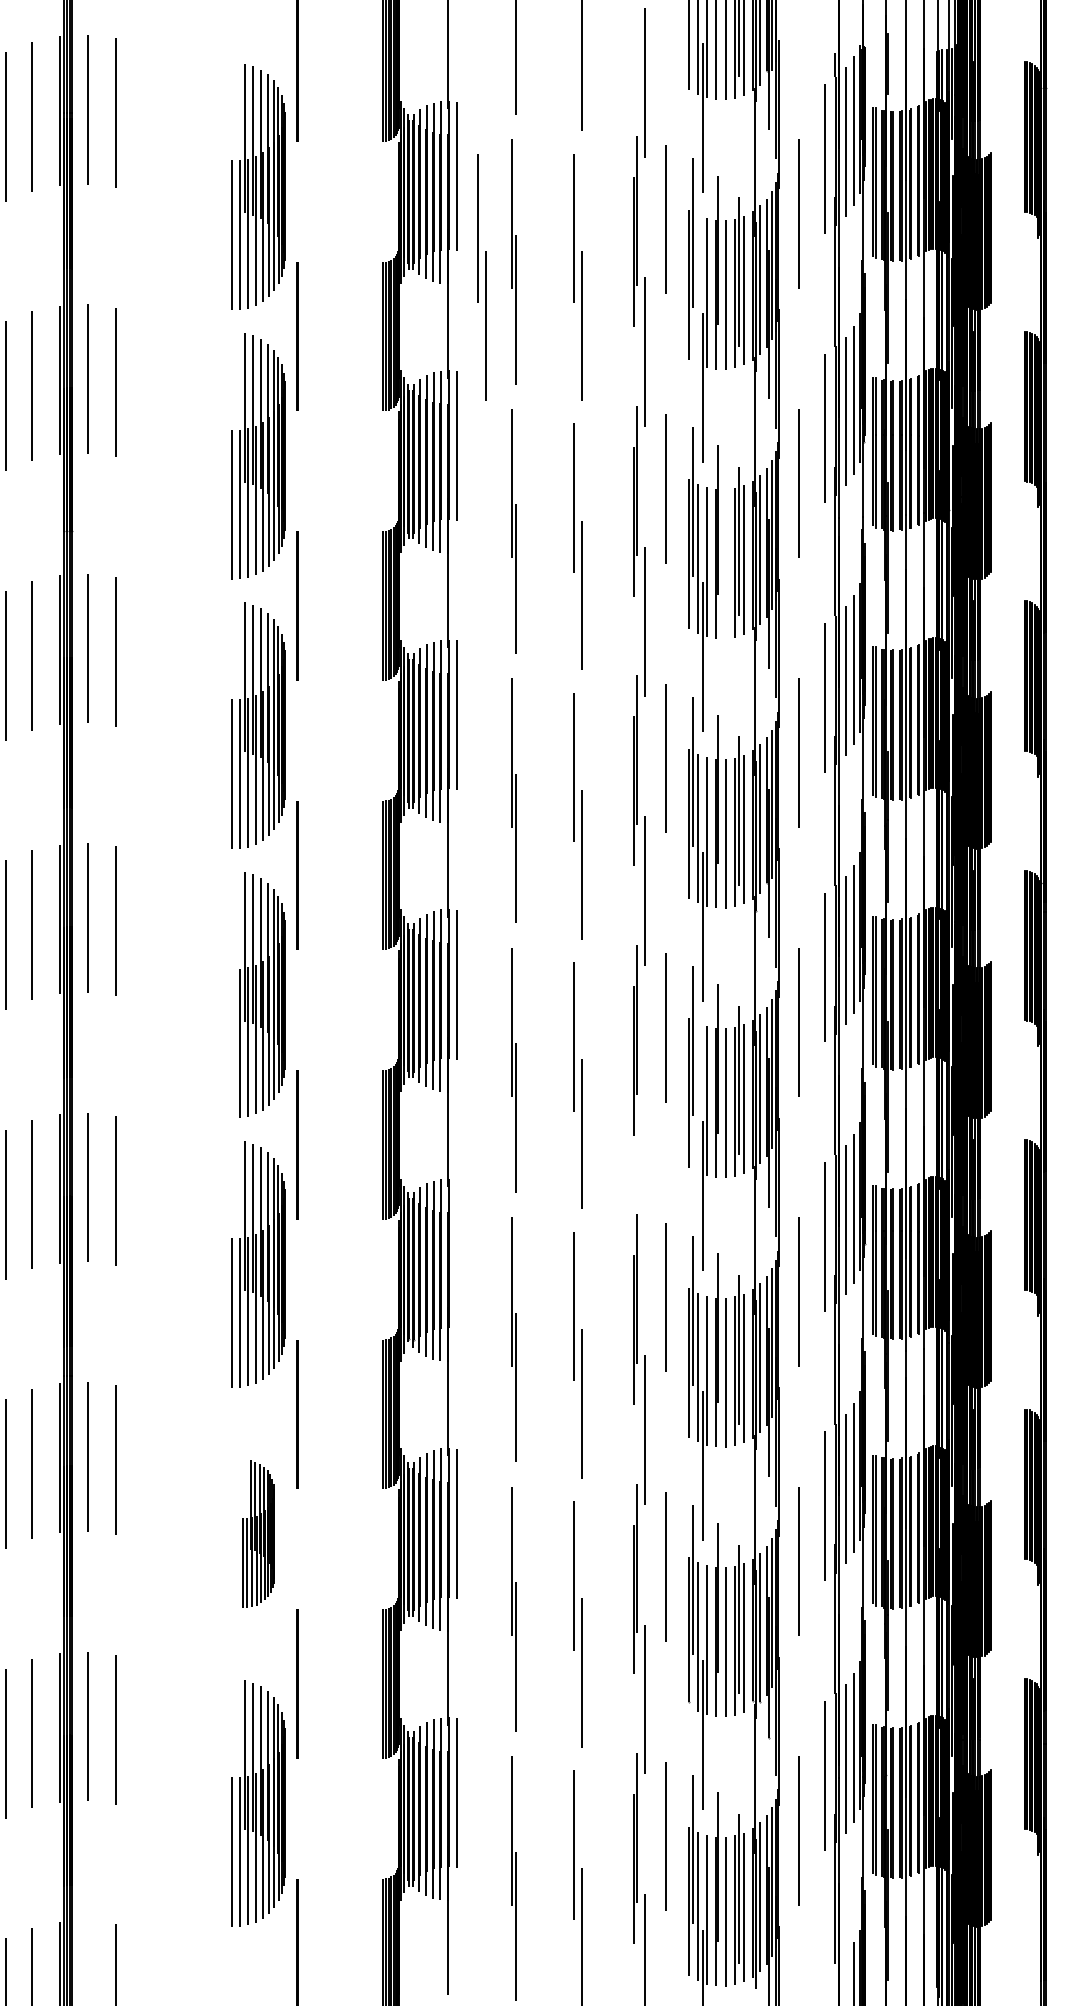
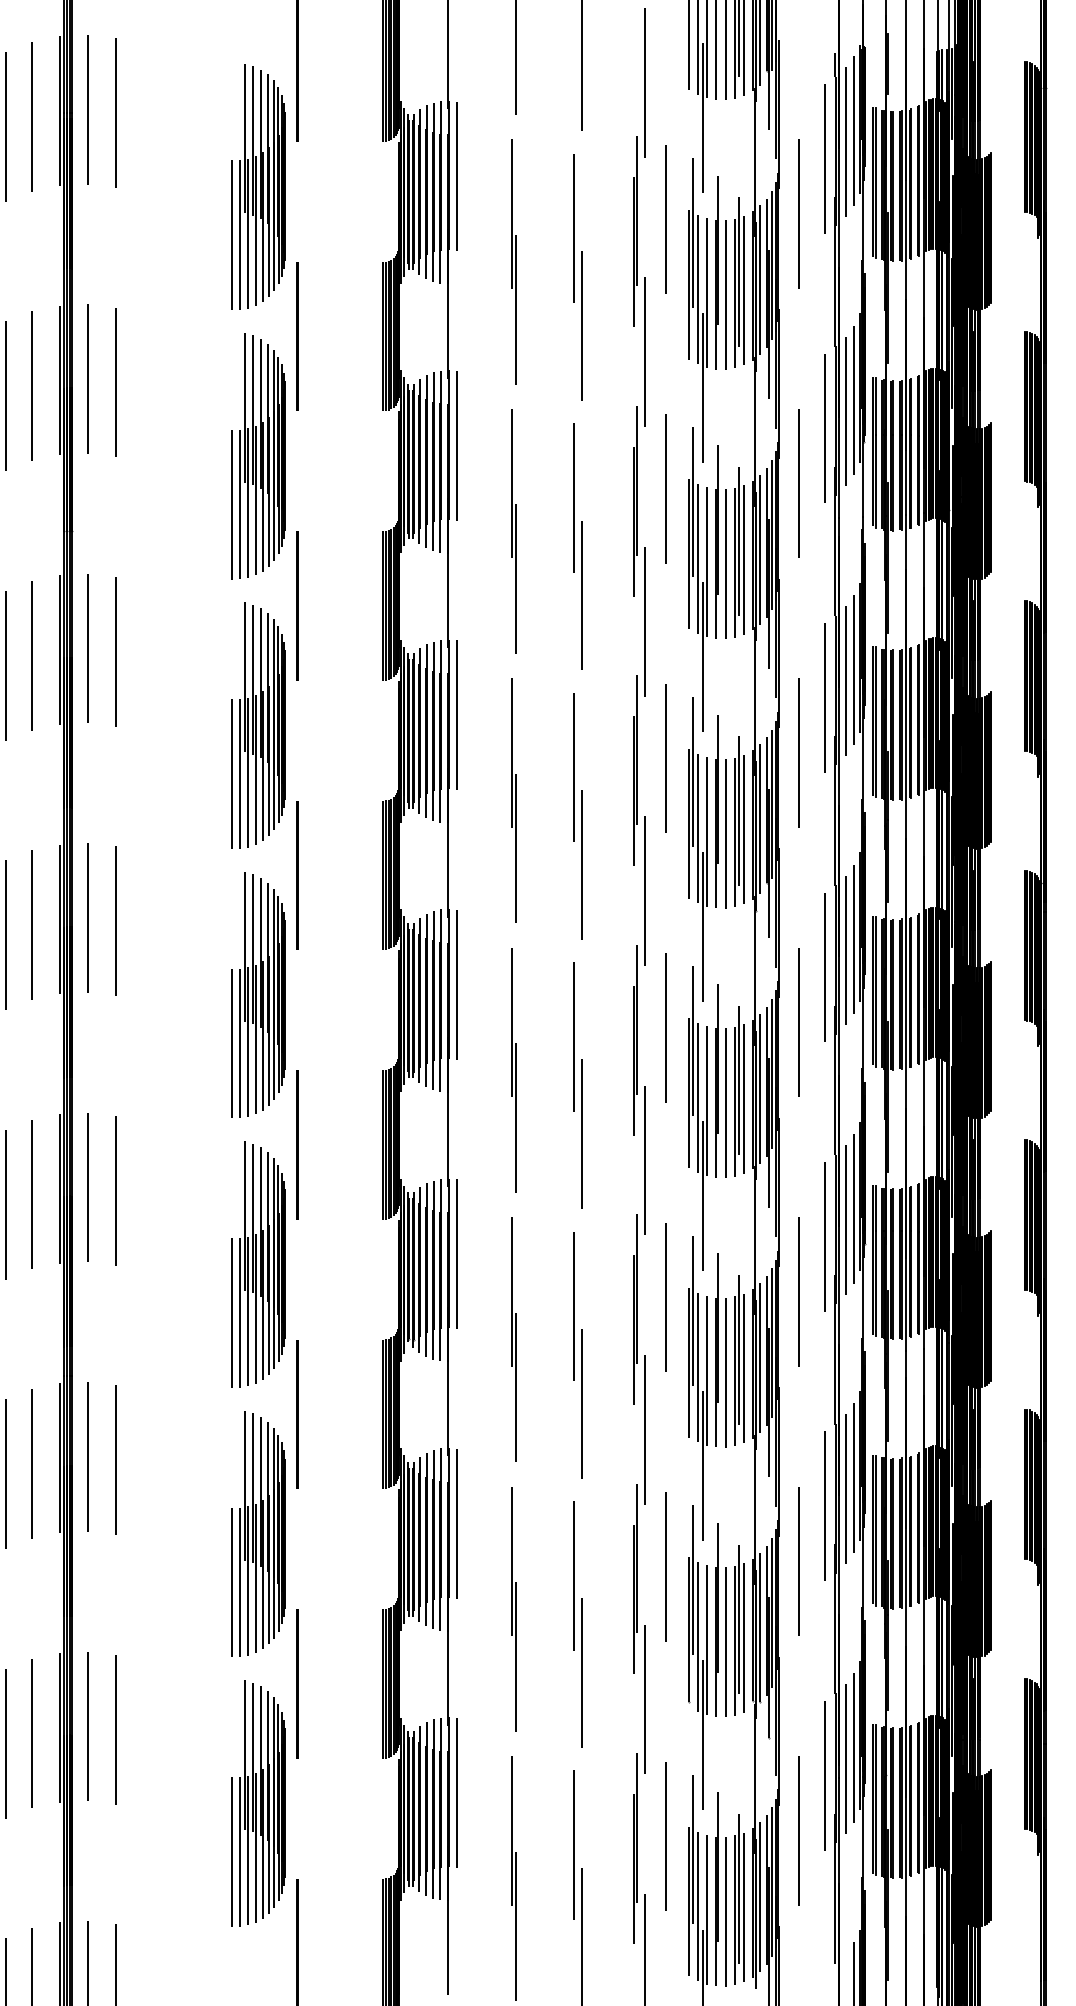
part: present -> none (481, 277)
line: none -> present (697, 289)
line: none -> present (725, 564)
line: none -> present (232, 1043)
line: none -> present (697, 1097)
line: none -> present (645, 1160)
line: none -> present (457, 1254)
part size: 33x148 px -> 55x246 px (258, 1533)
line: none -> present (87, 1961)
